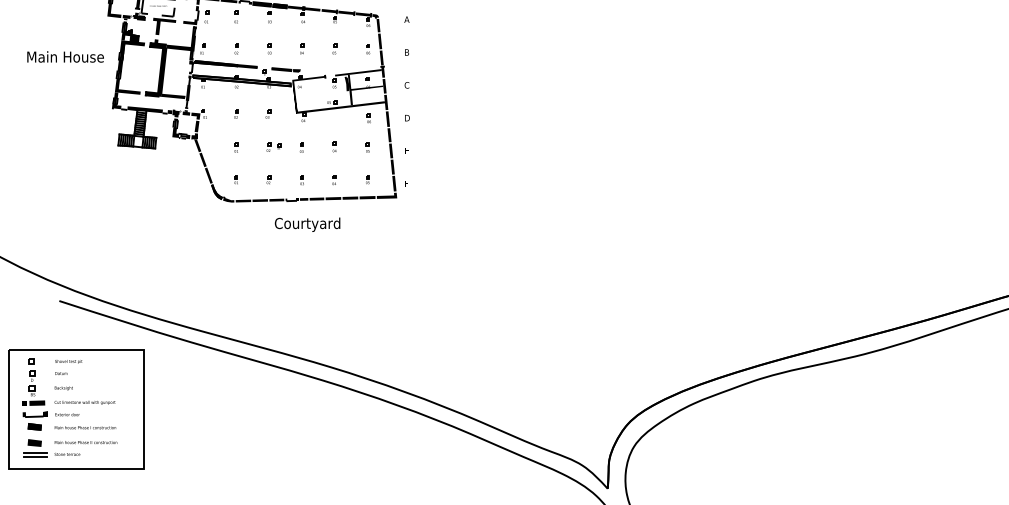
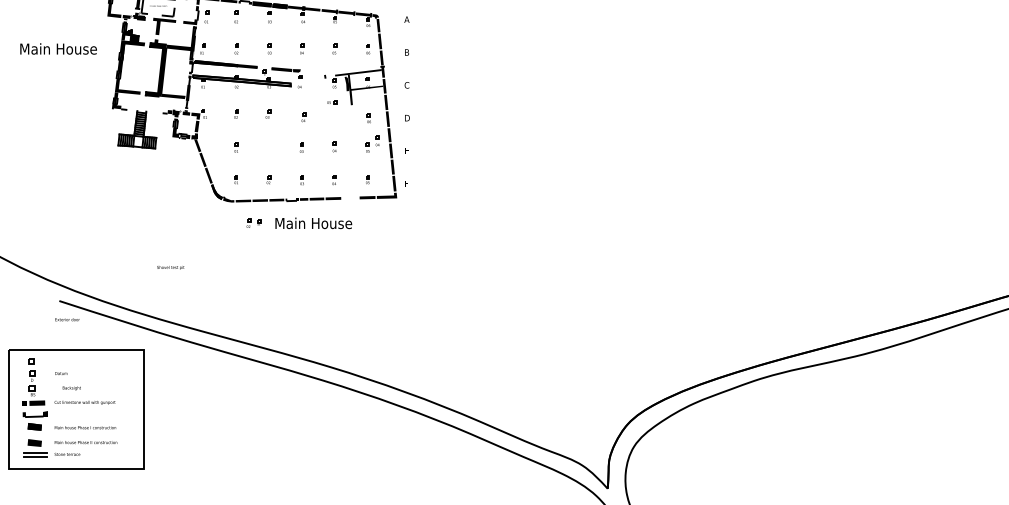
text position: (65, 56) -> (58, 48) (58, 48)
fill: present -> none (338, 94)
fill: present -> none (144, 109)
part: none -> present (377, 140)
part position: (273, 146) -> (253, 222) (253, 222)
fill: present -> none (350, 197)
text: Courtyard -> Main House (313, 224)
text position: (68, 361) -> (170, 267) (170, 267)
text position: (63, 388) -> (71, 388) (71, 388)
text position: (67, 414) -> (67, 319) (67, 319)
